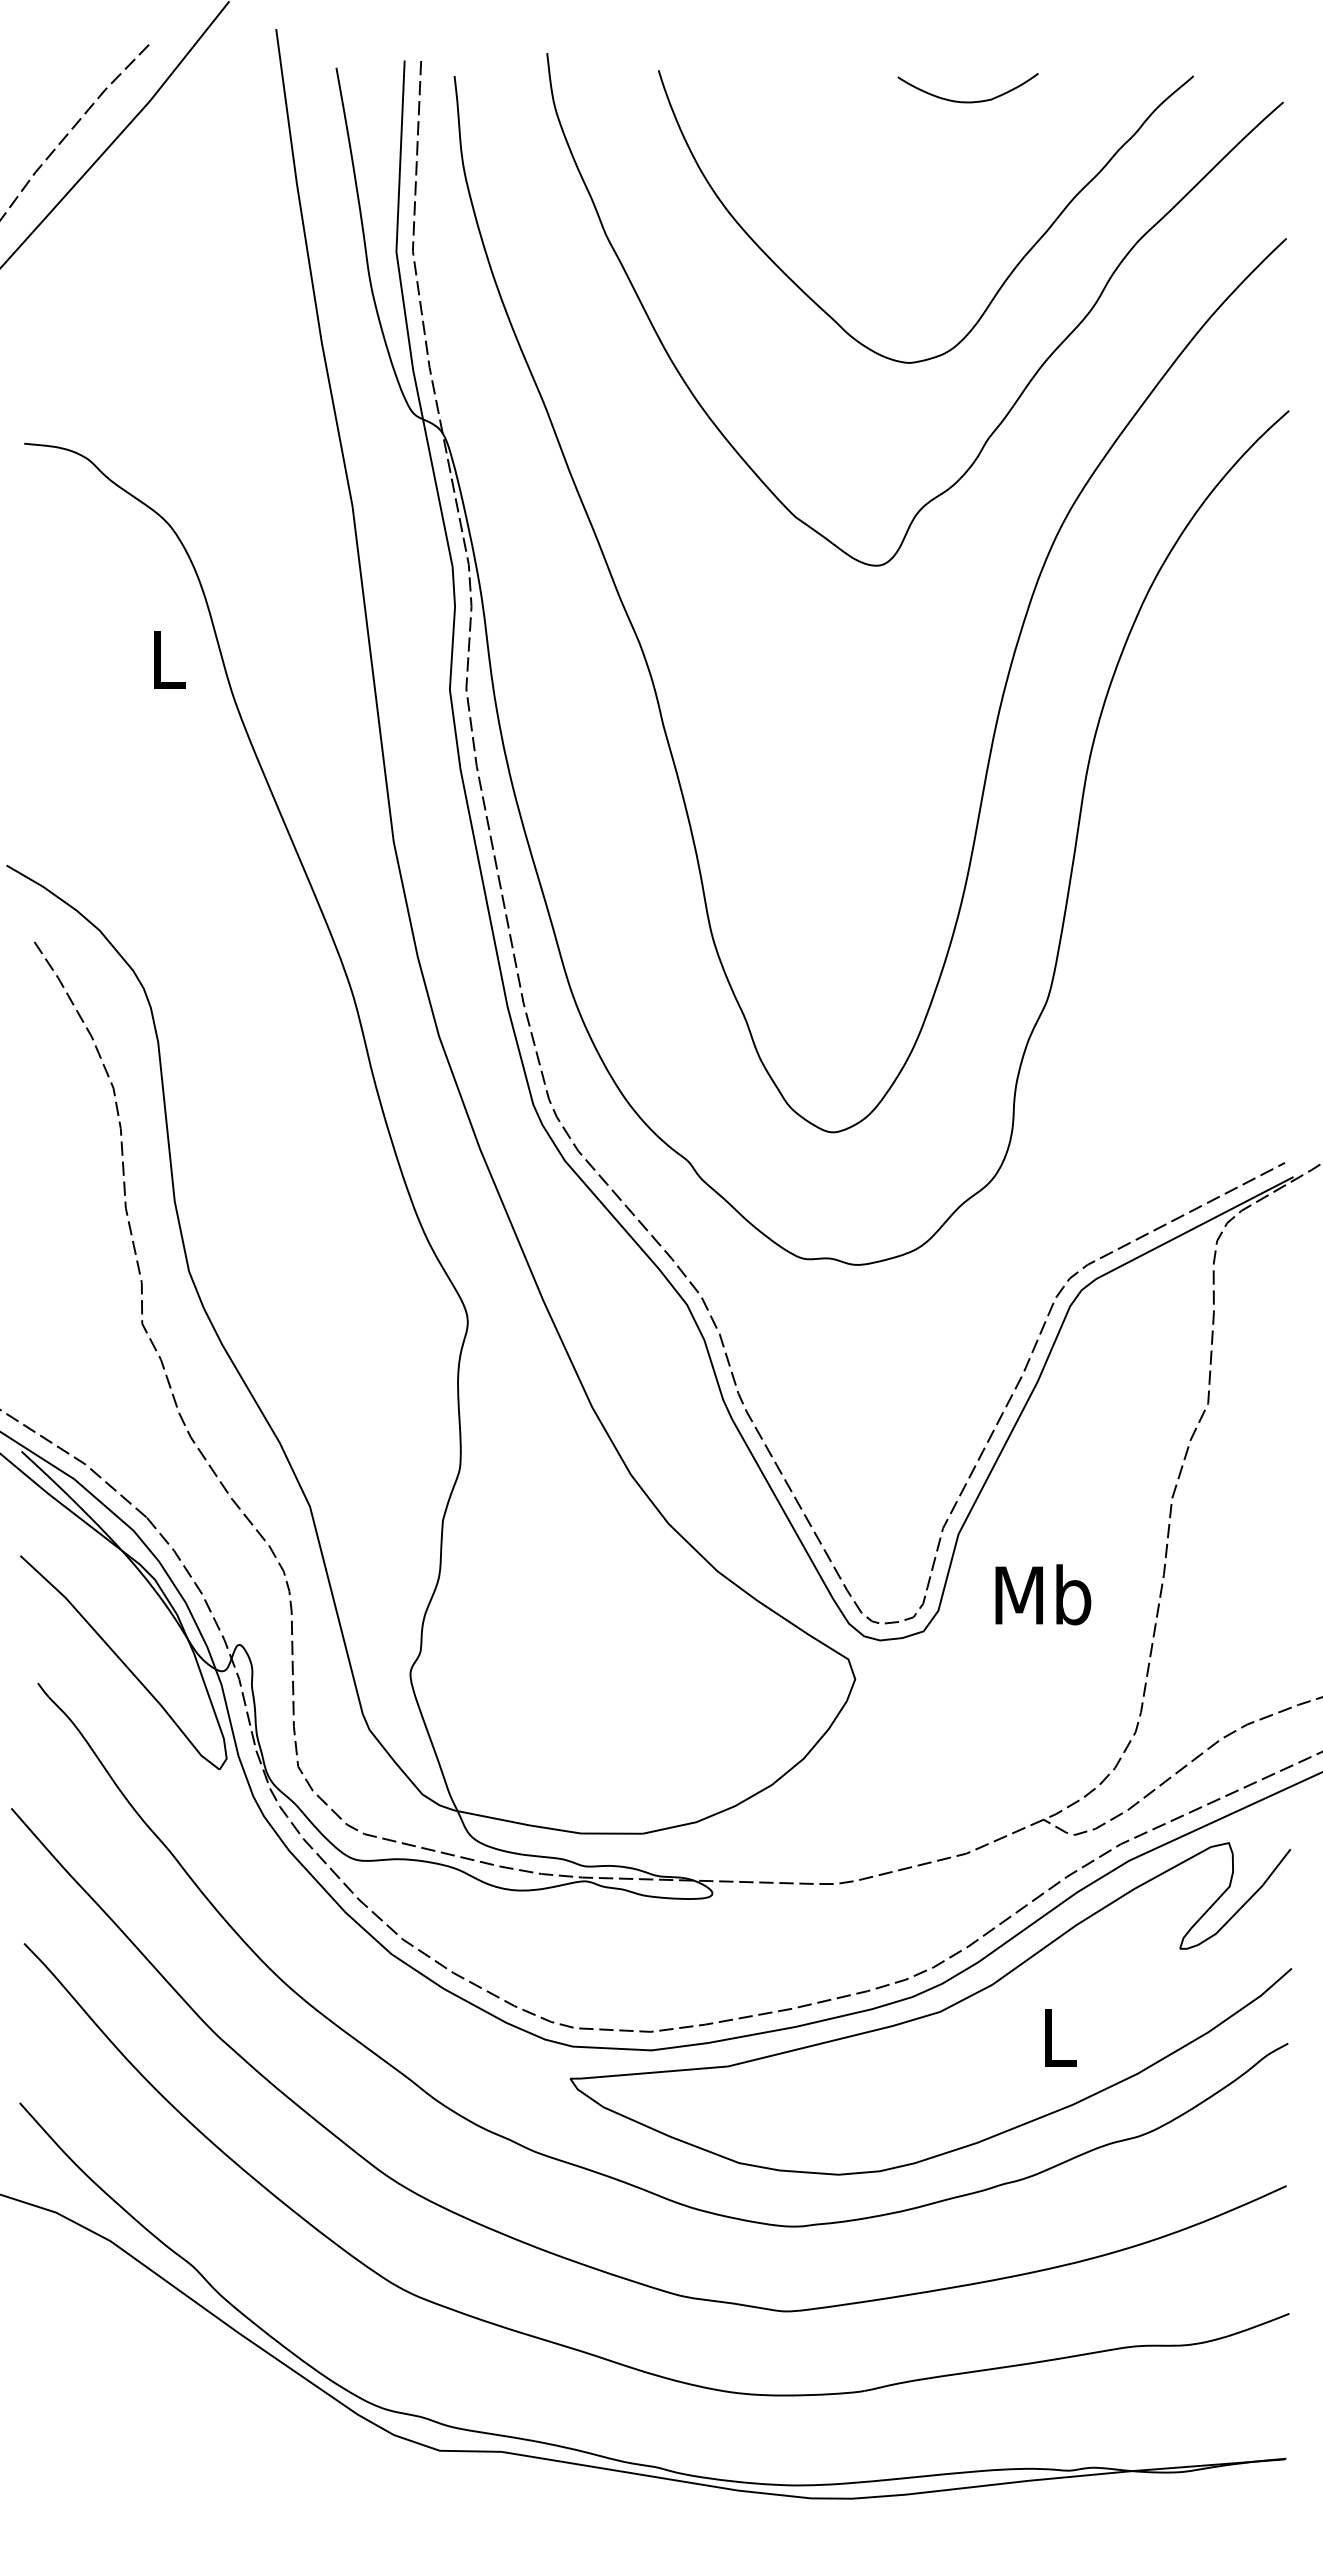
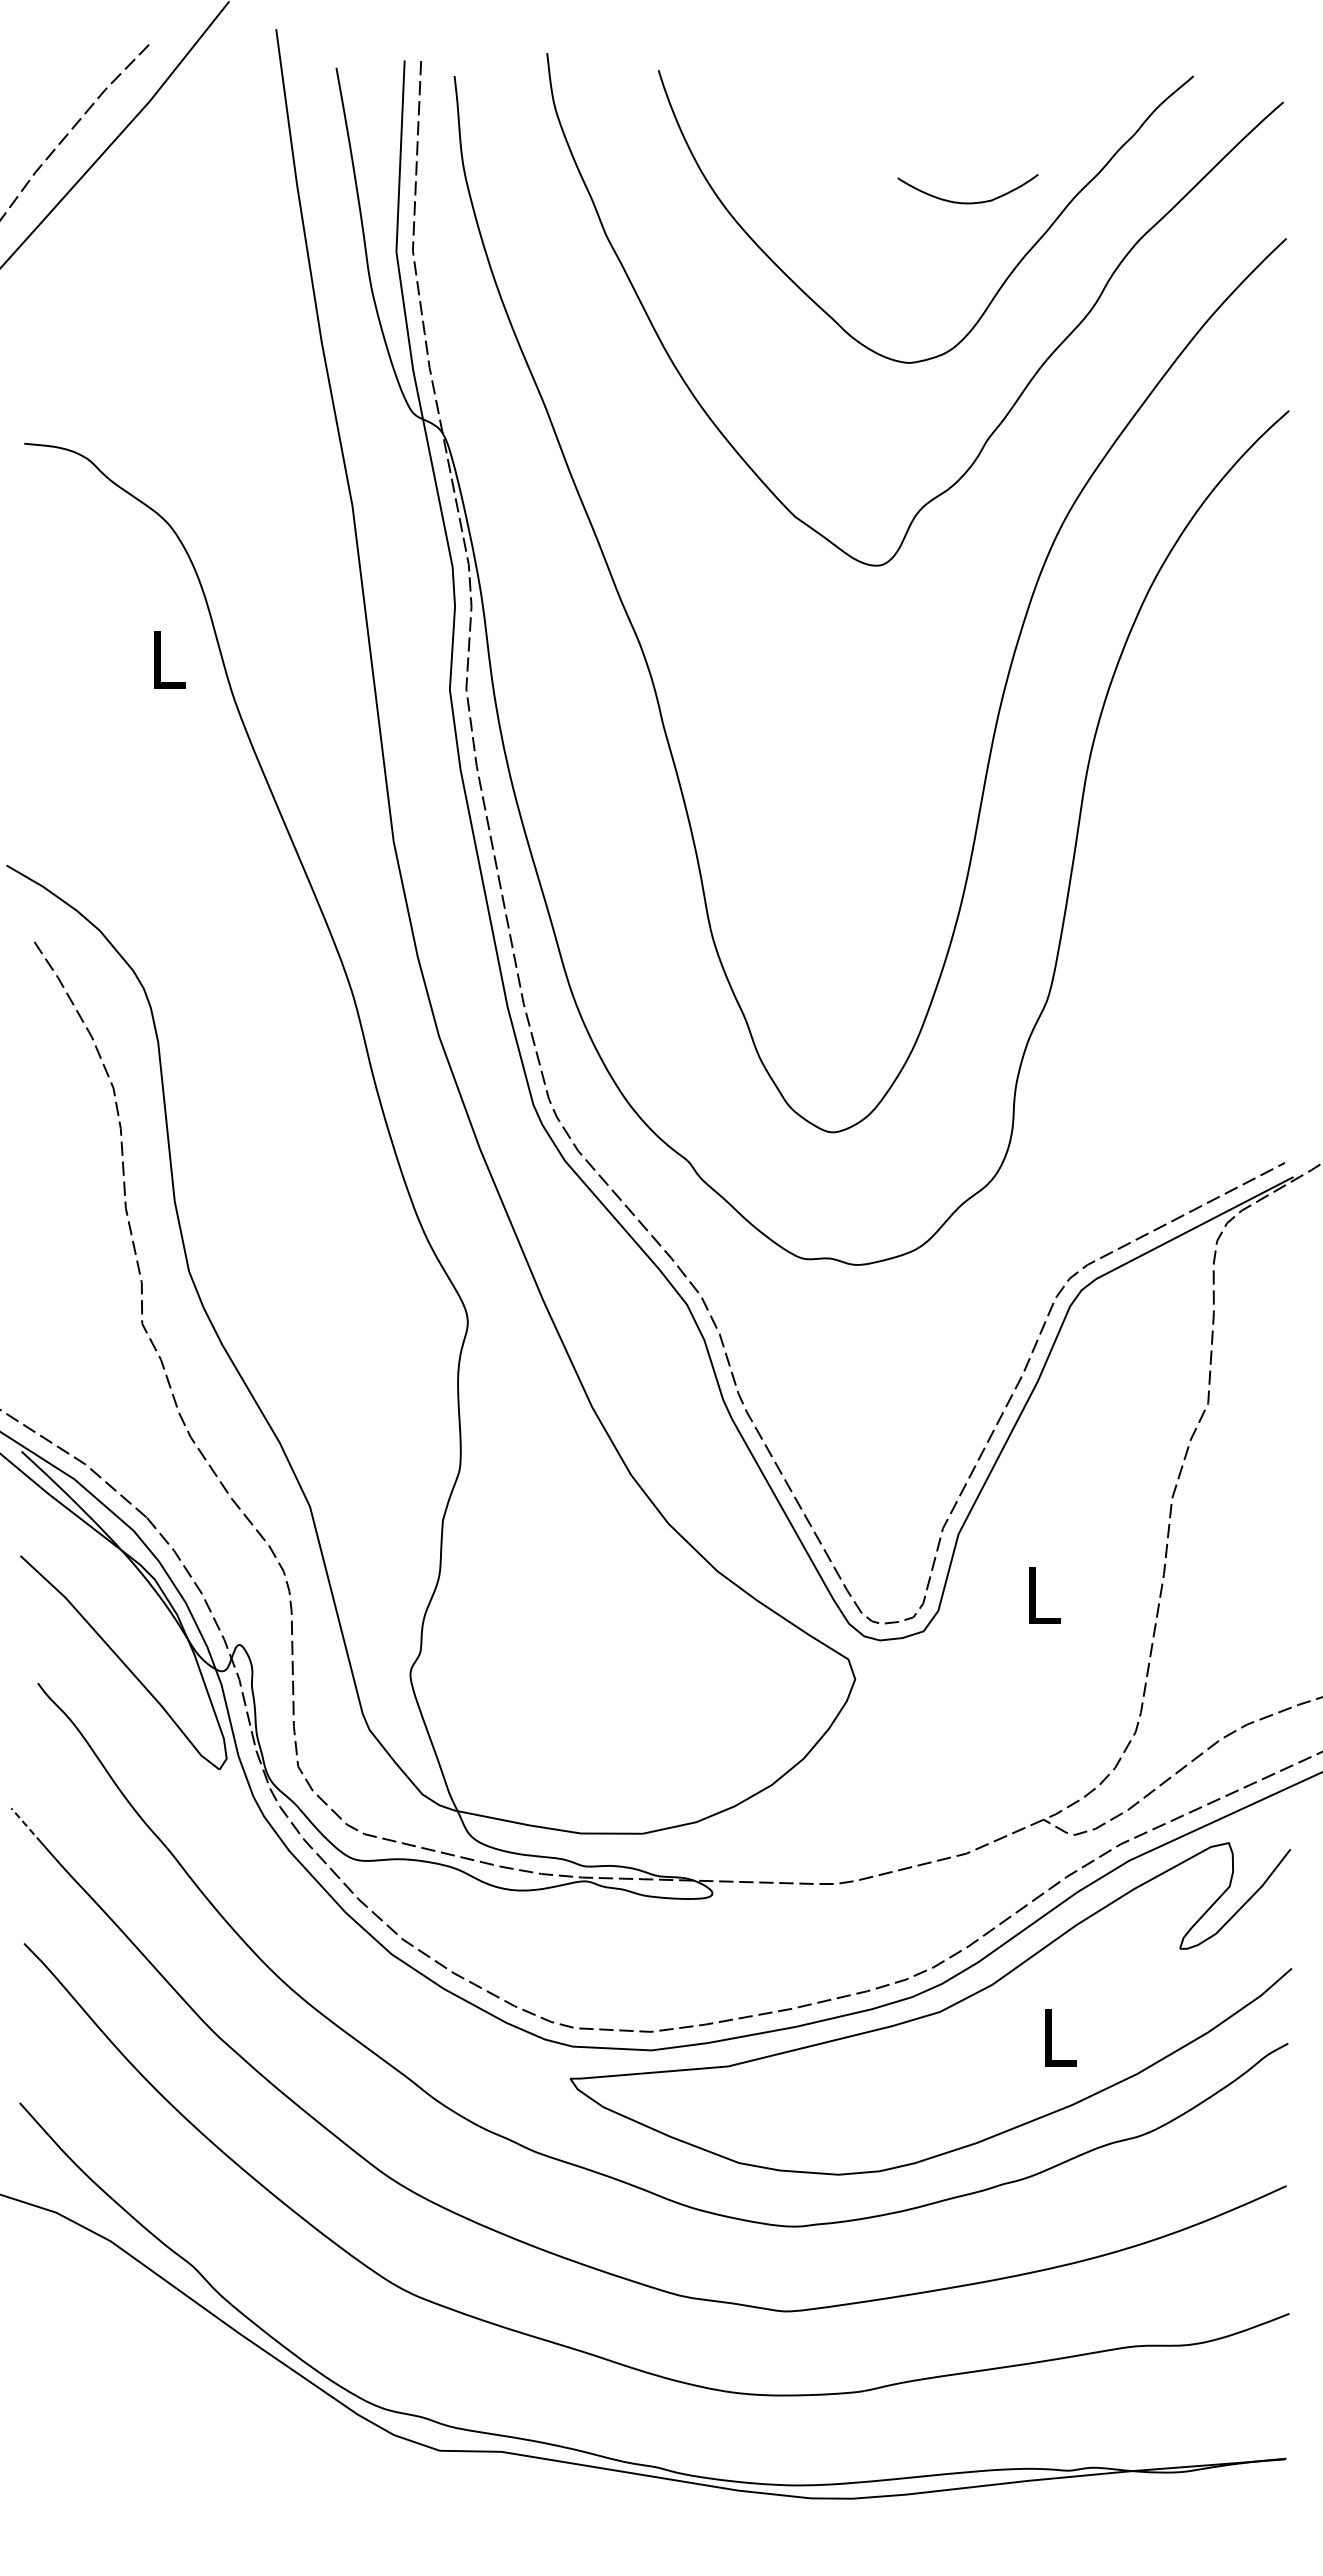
curve position: (967, 101) -> (967, 202) (967, 202)
text: Mb -> L (1043, 1594)
line: solid -> dashed (26, 1825)
